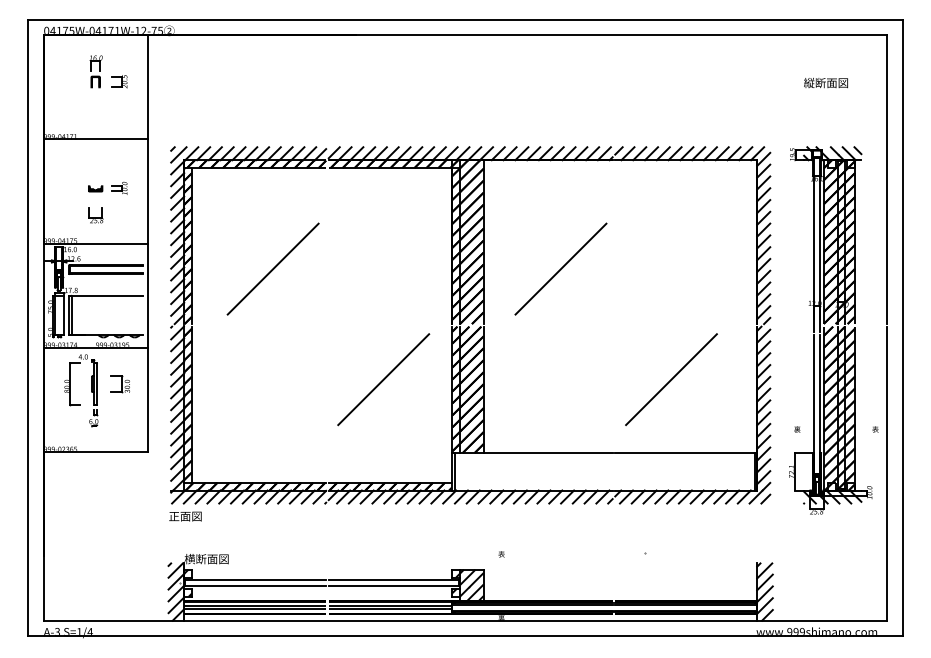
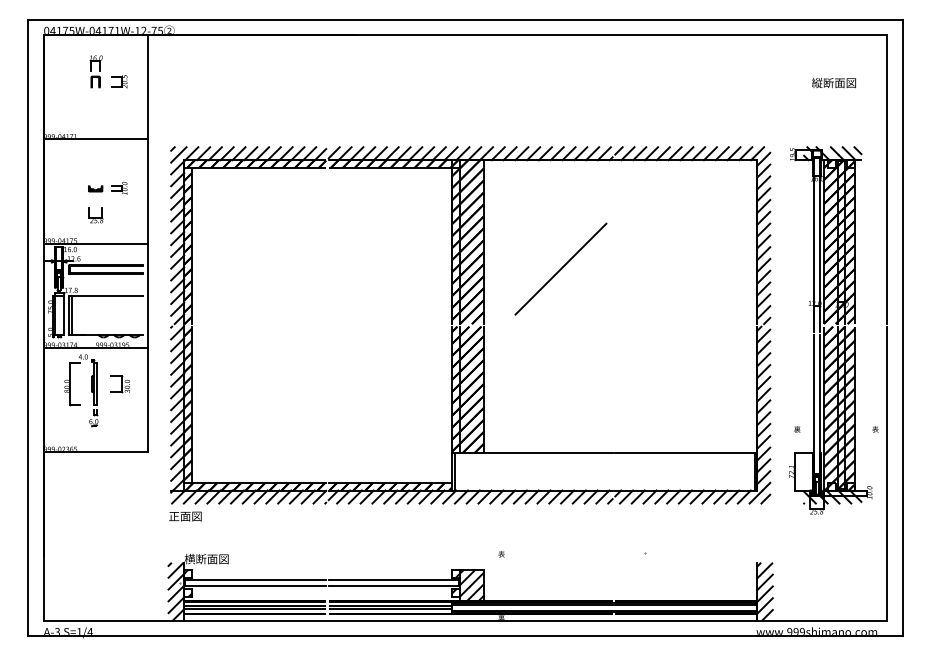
text position: (825, 82) -> (833, 82) (833, 82)
line: present -> none (272, 268)
line: present -> none (383, 379)
line: present -> none (671, 379)
